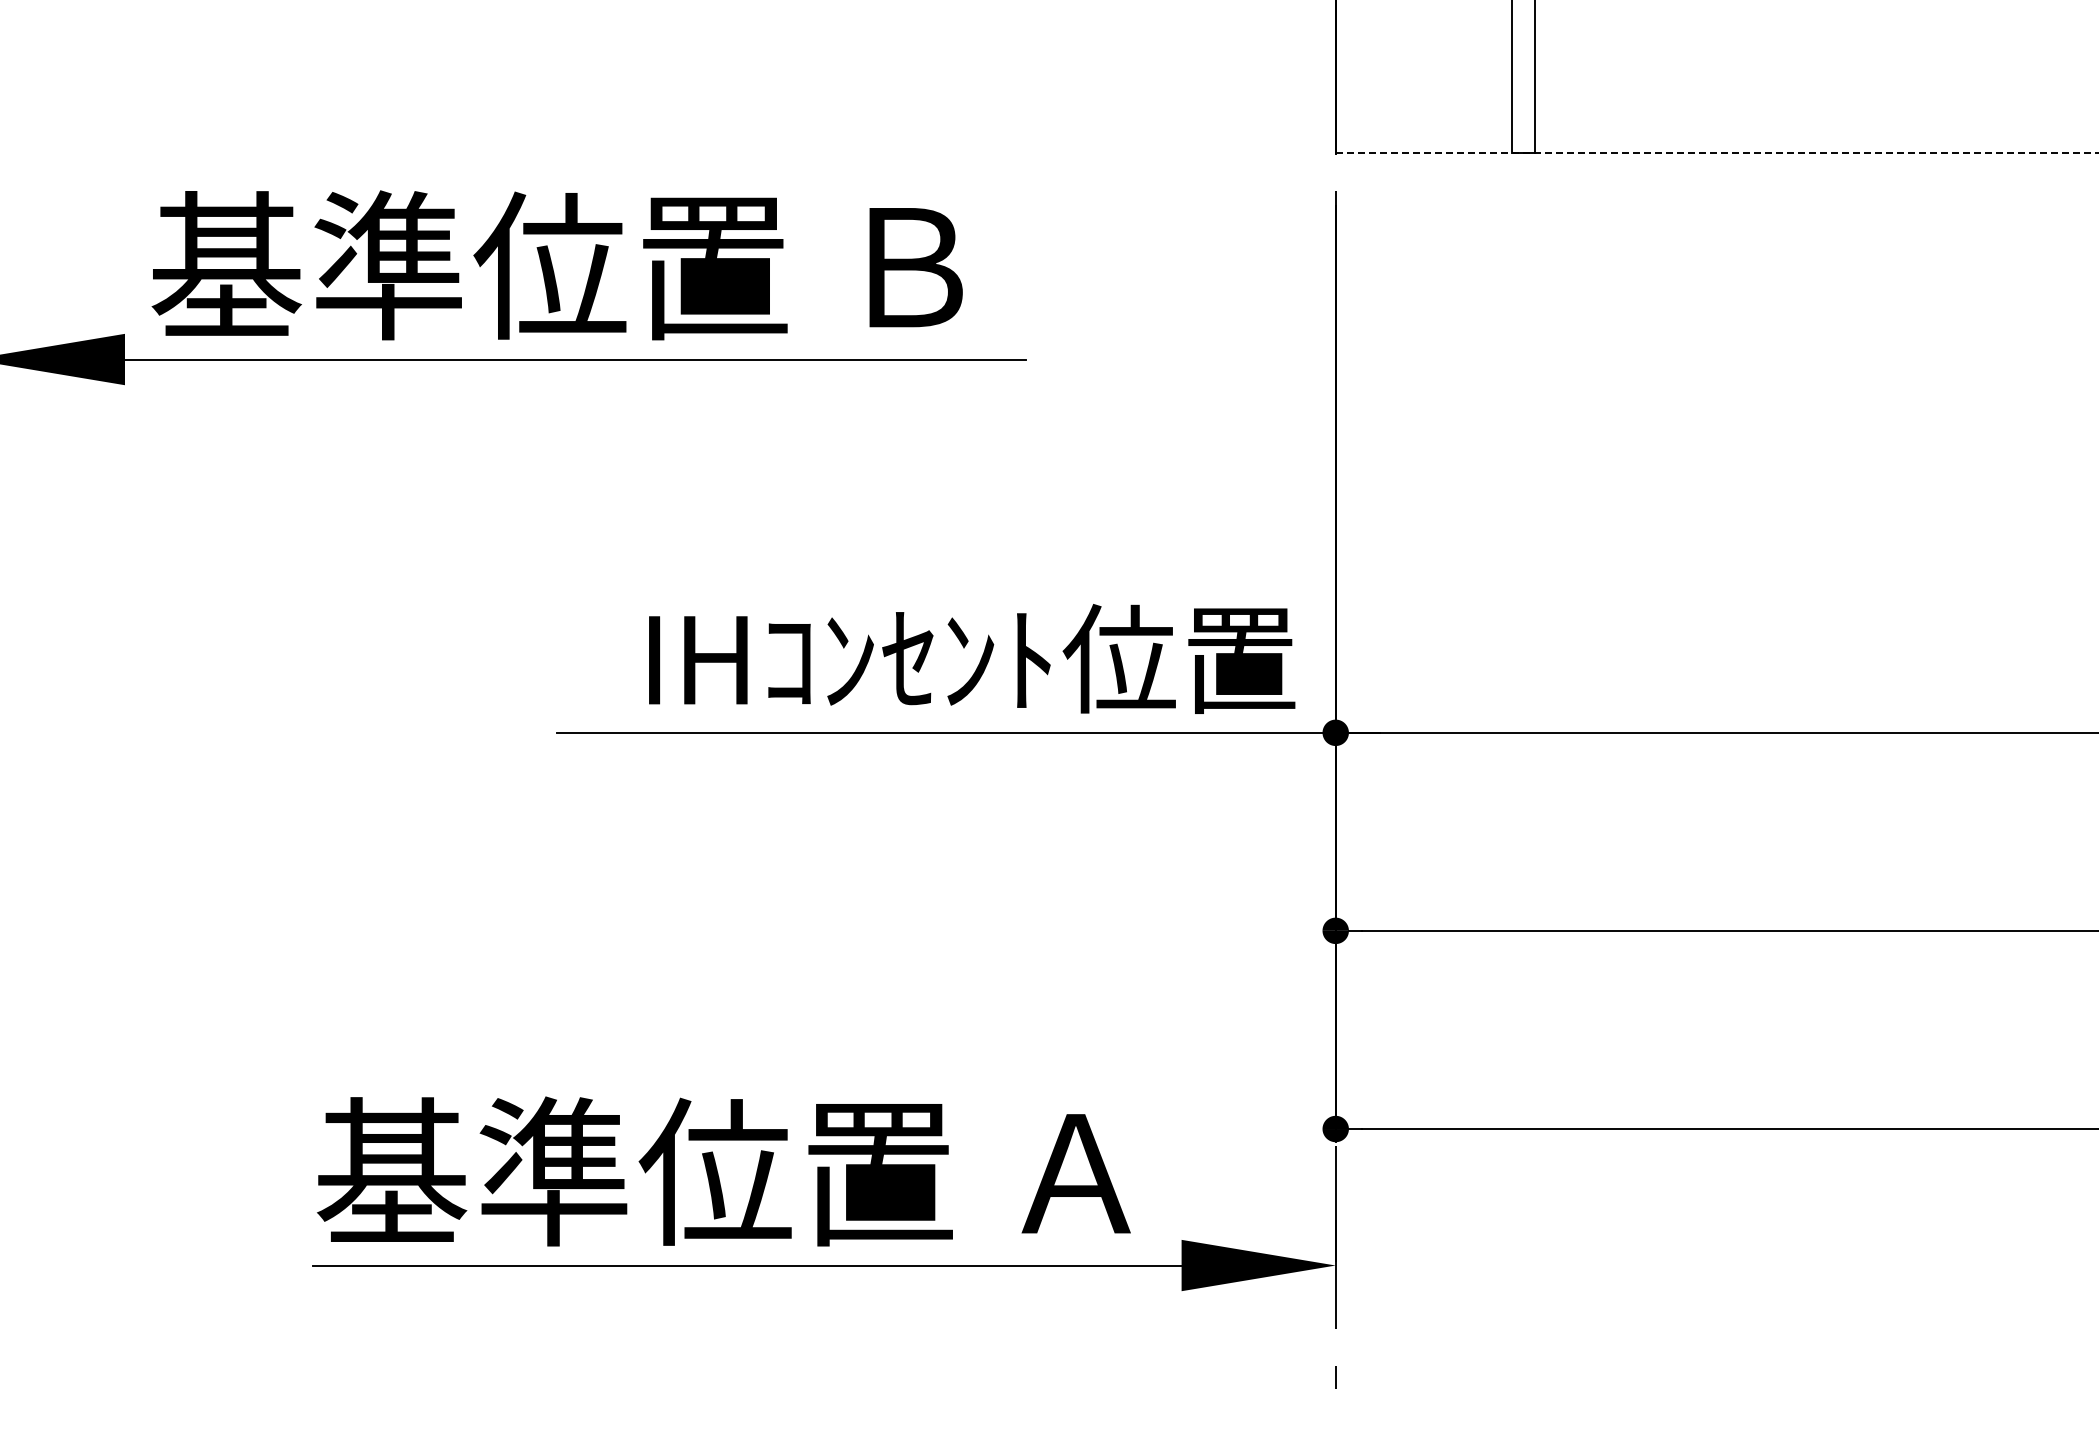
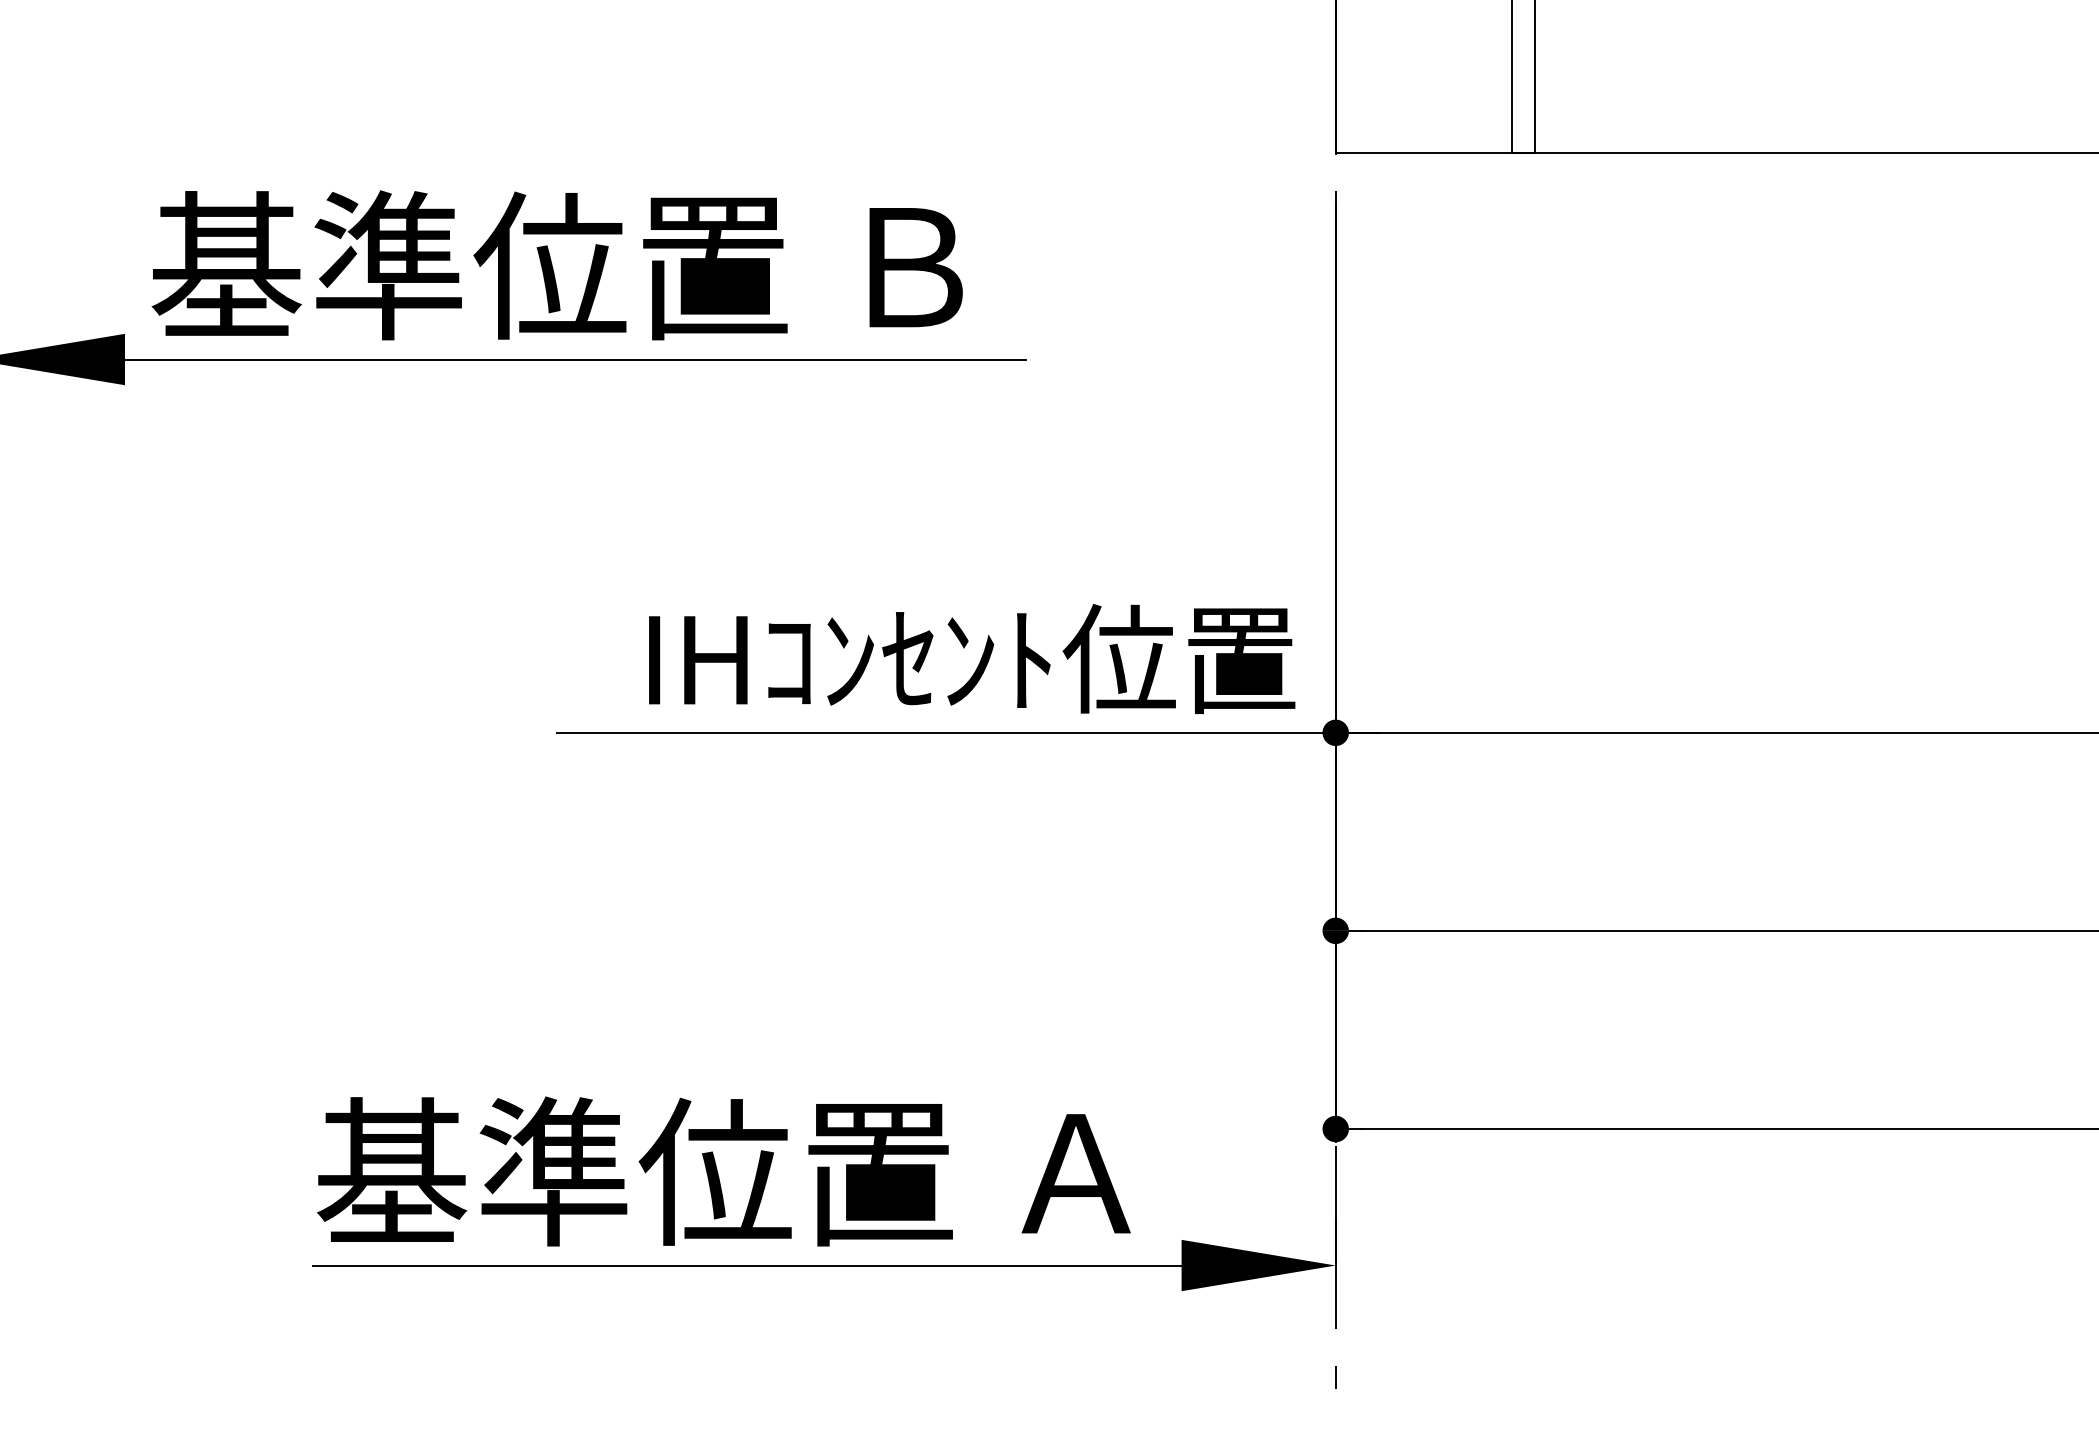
line: dashed -> solid (1717, 153)
